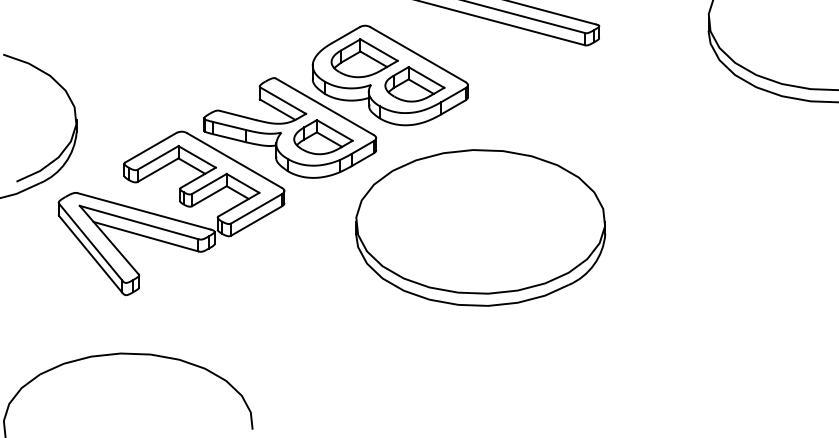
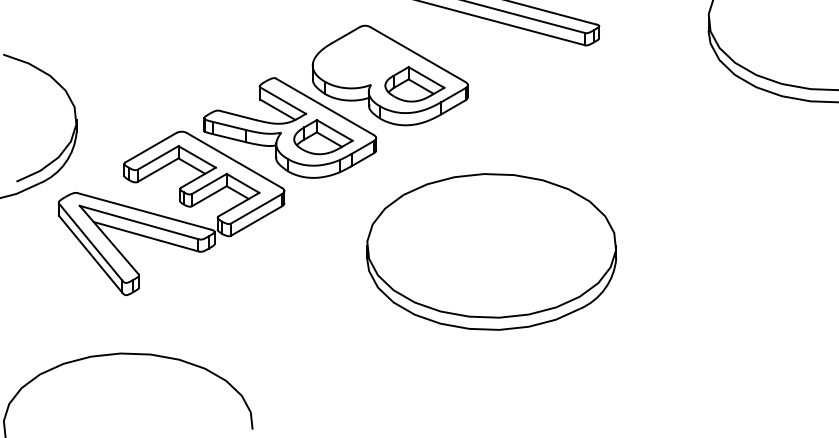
part: present -> none (364, 58)
part position: (480, 227) -> (491, 251) (491, 251)
